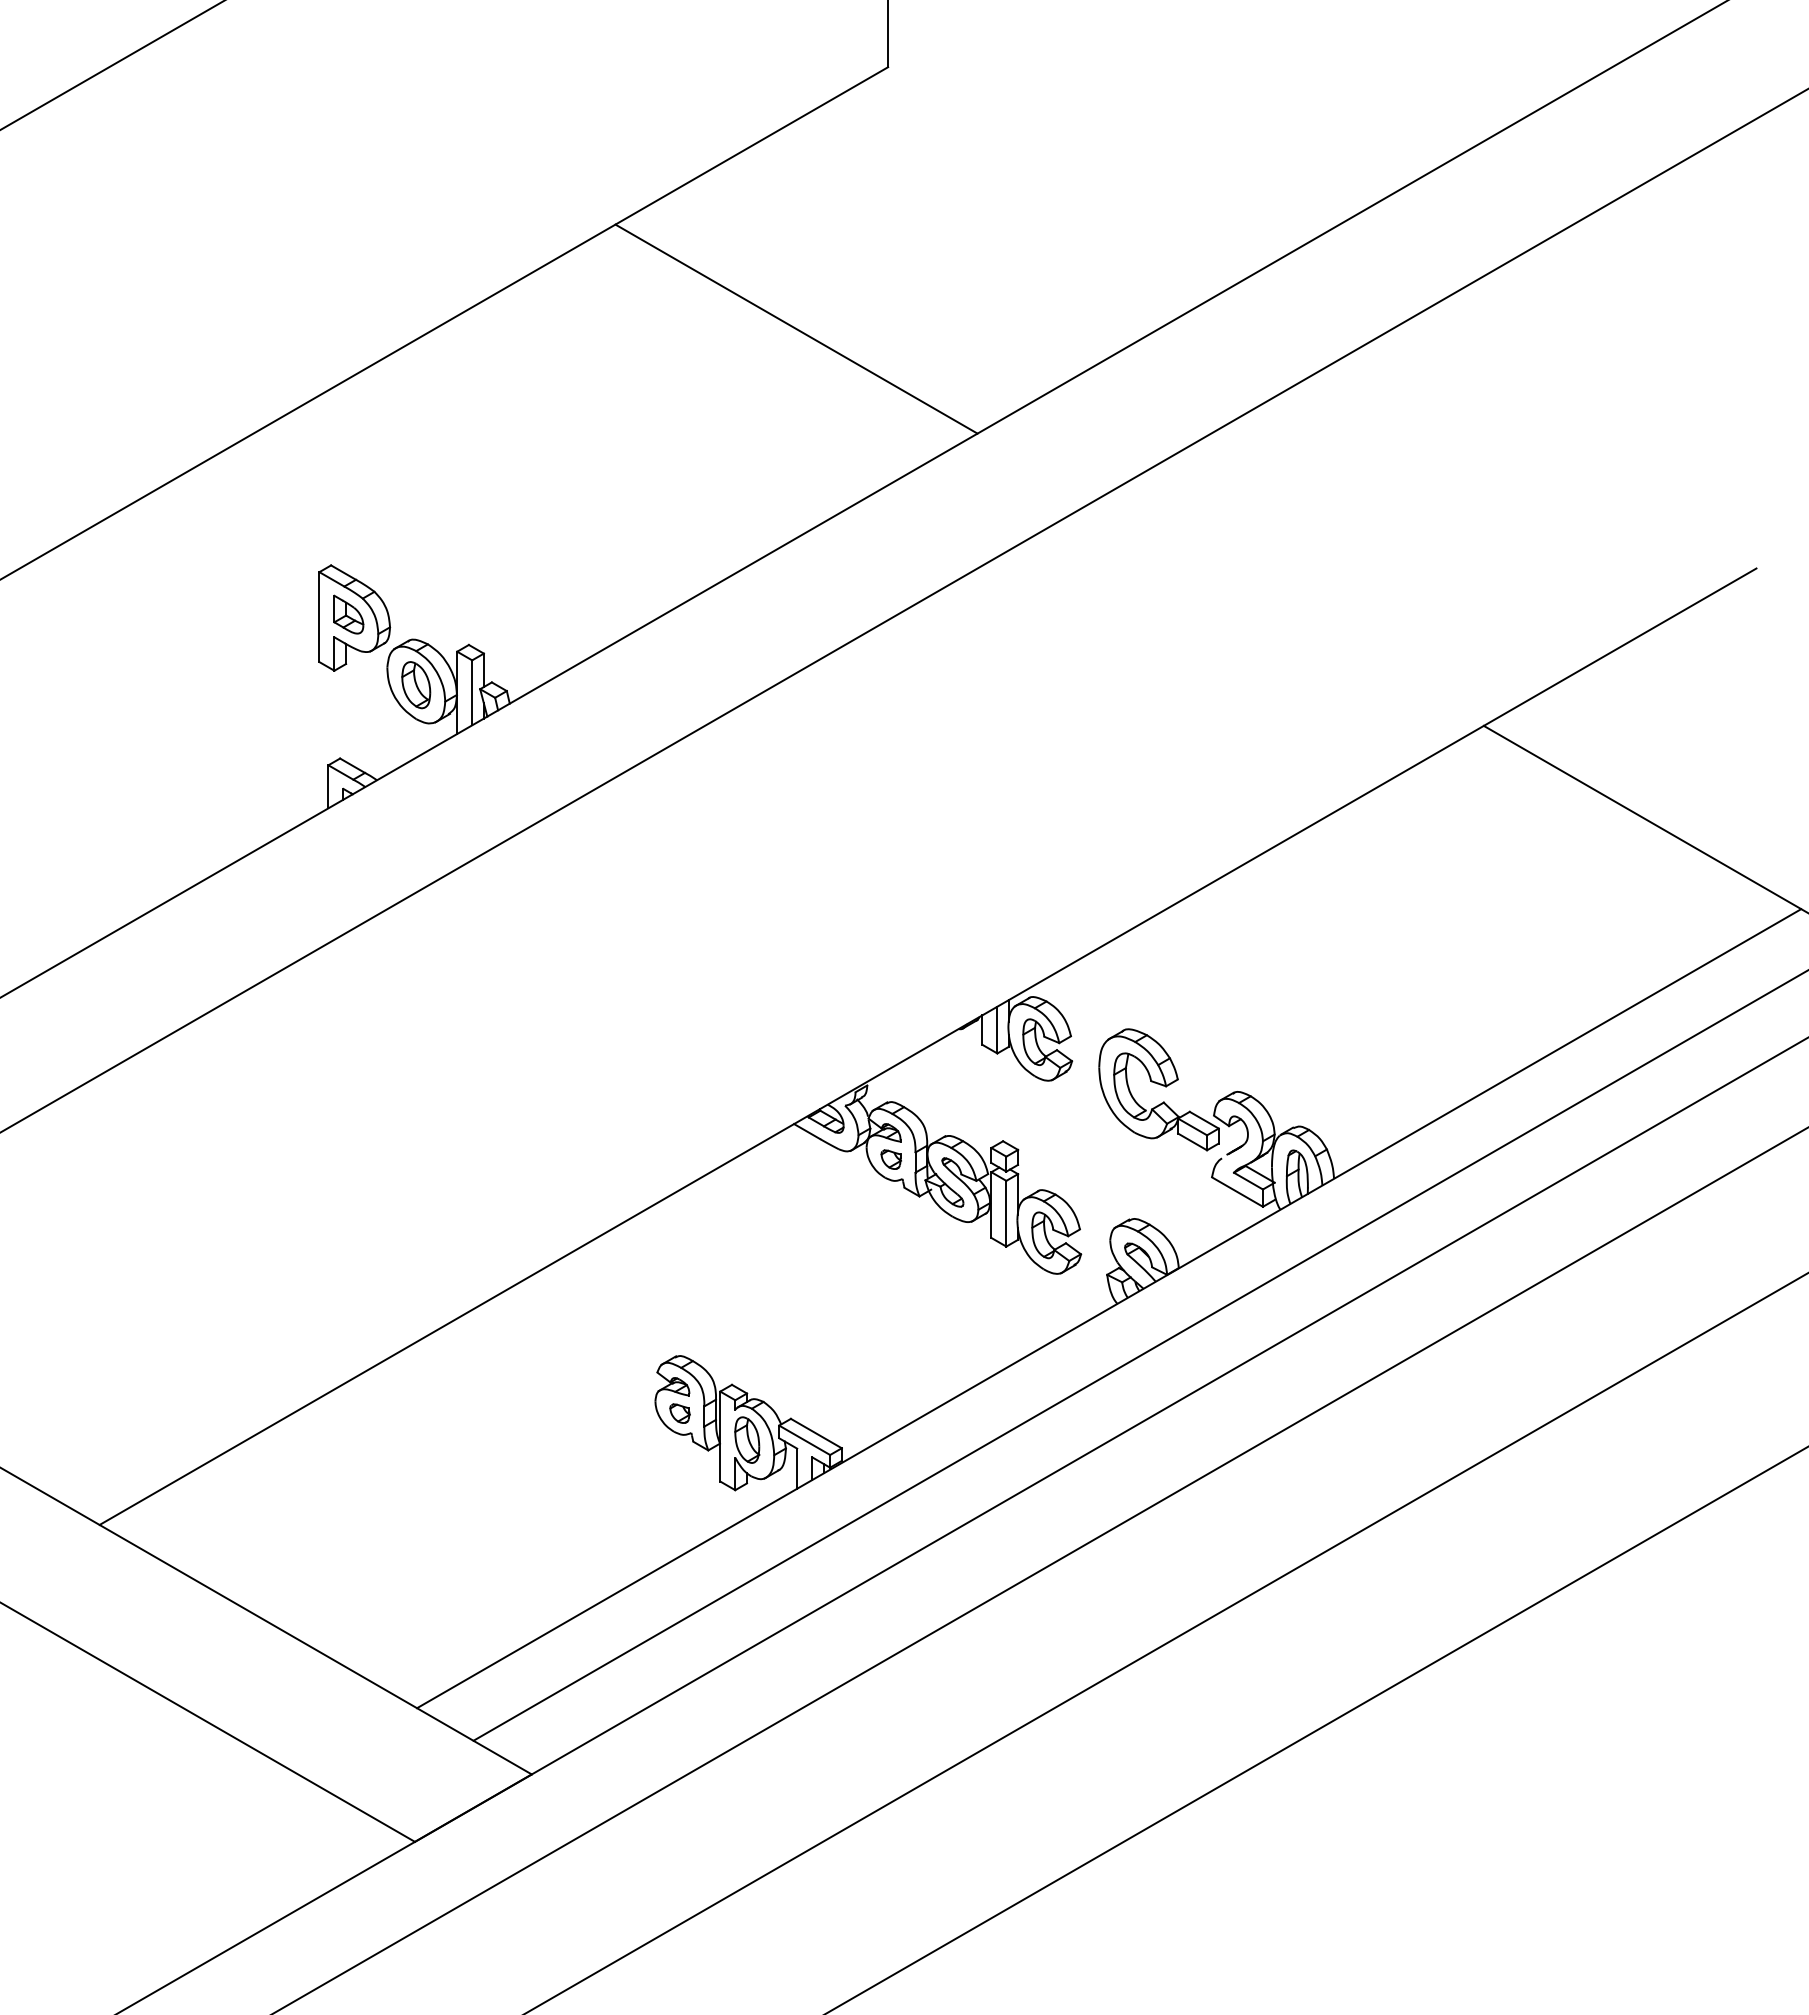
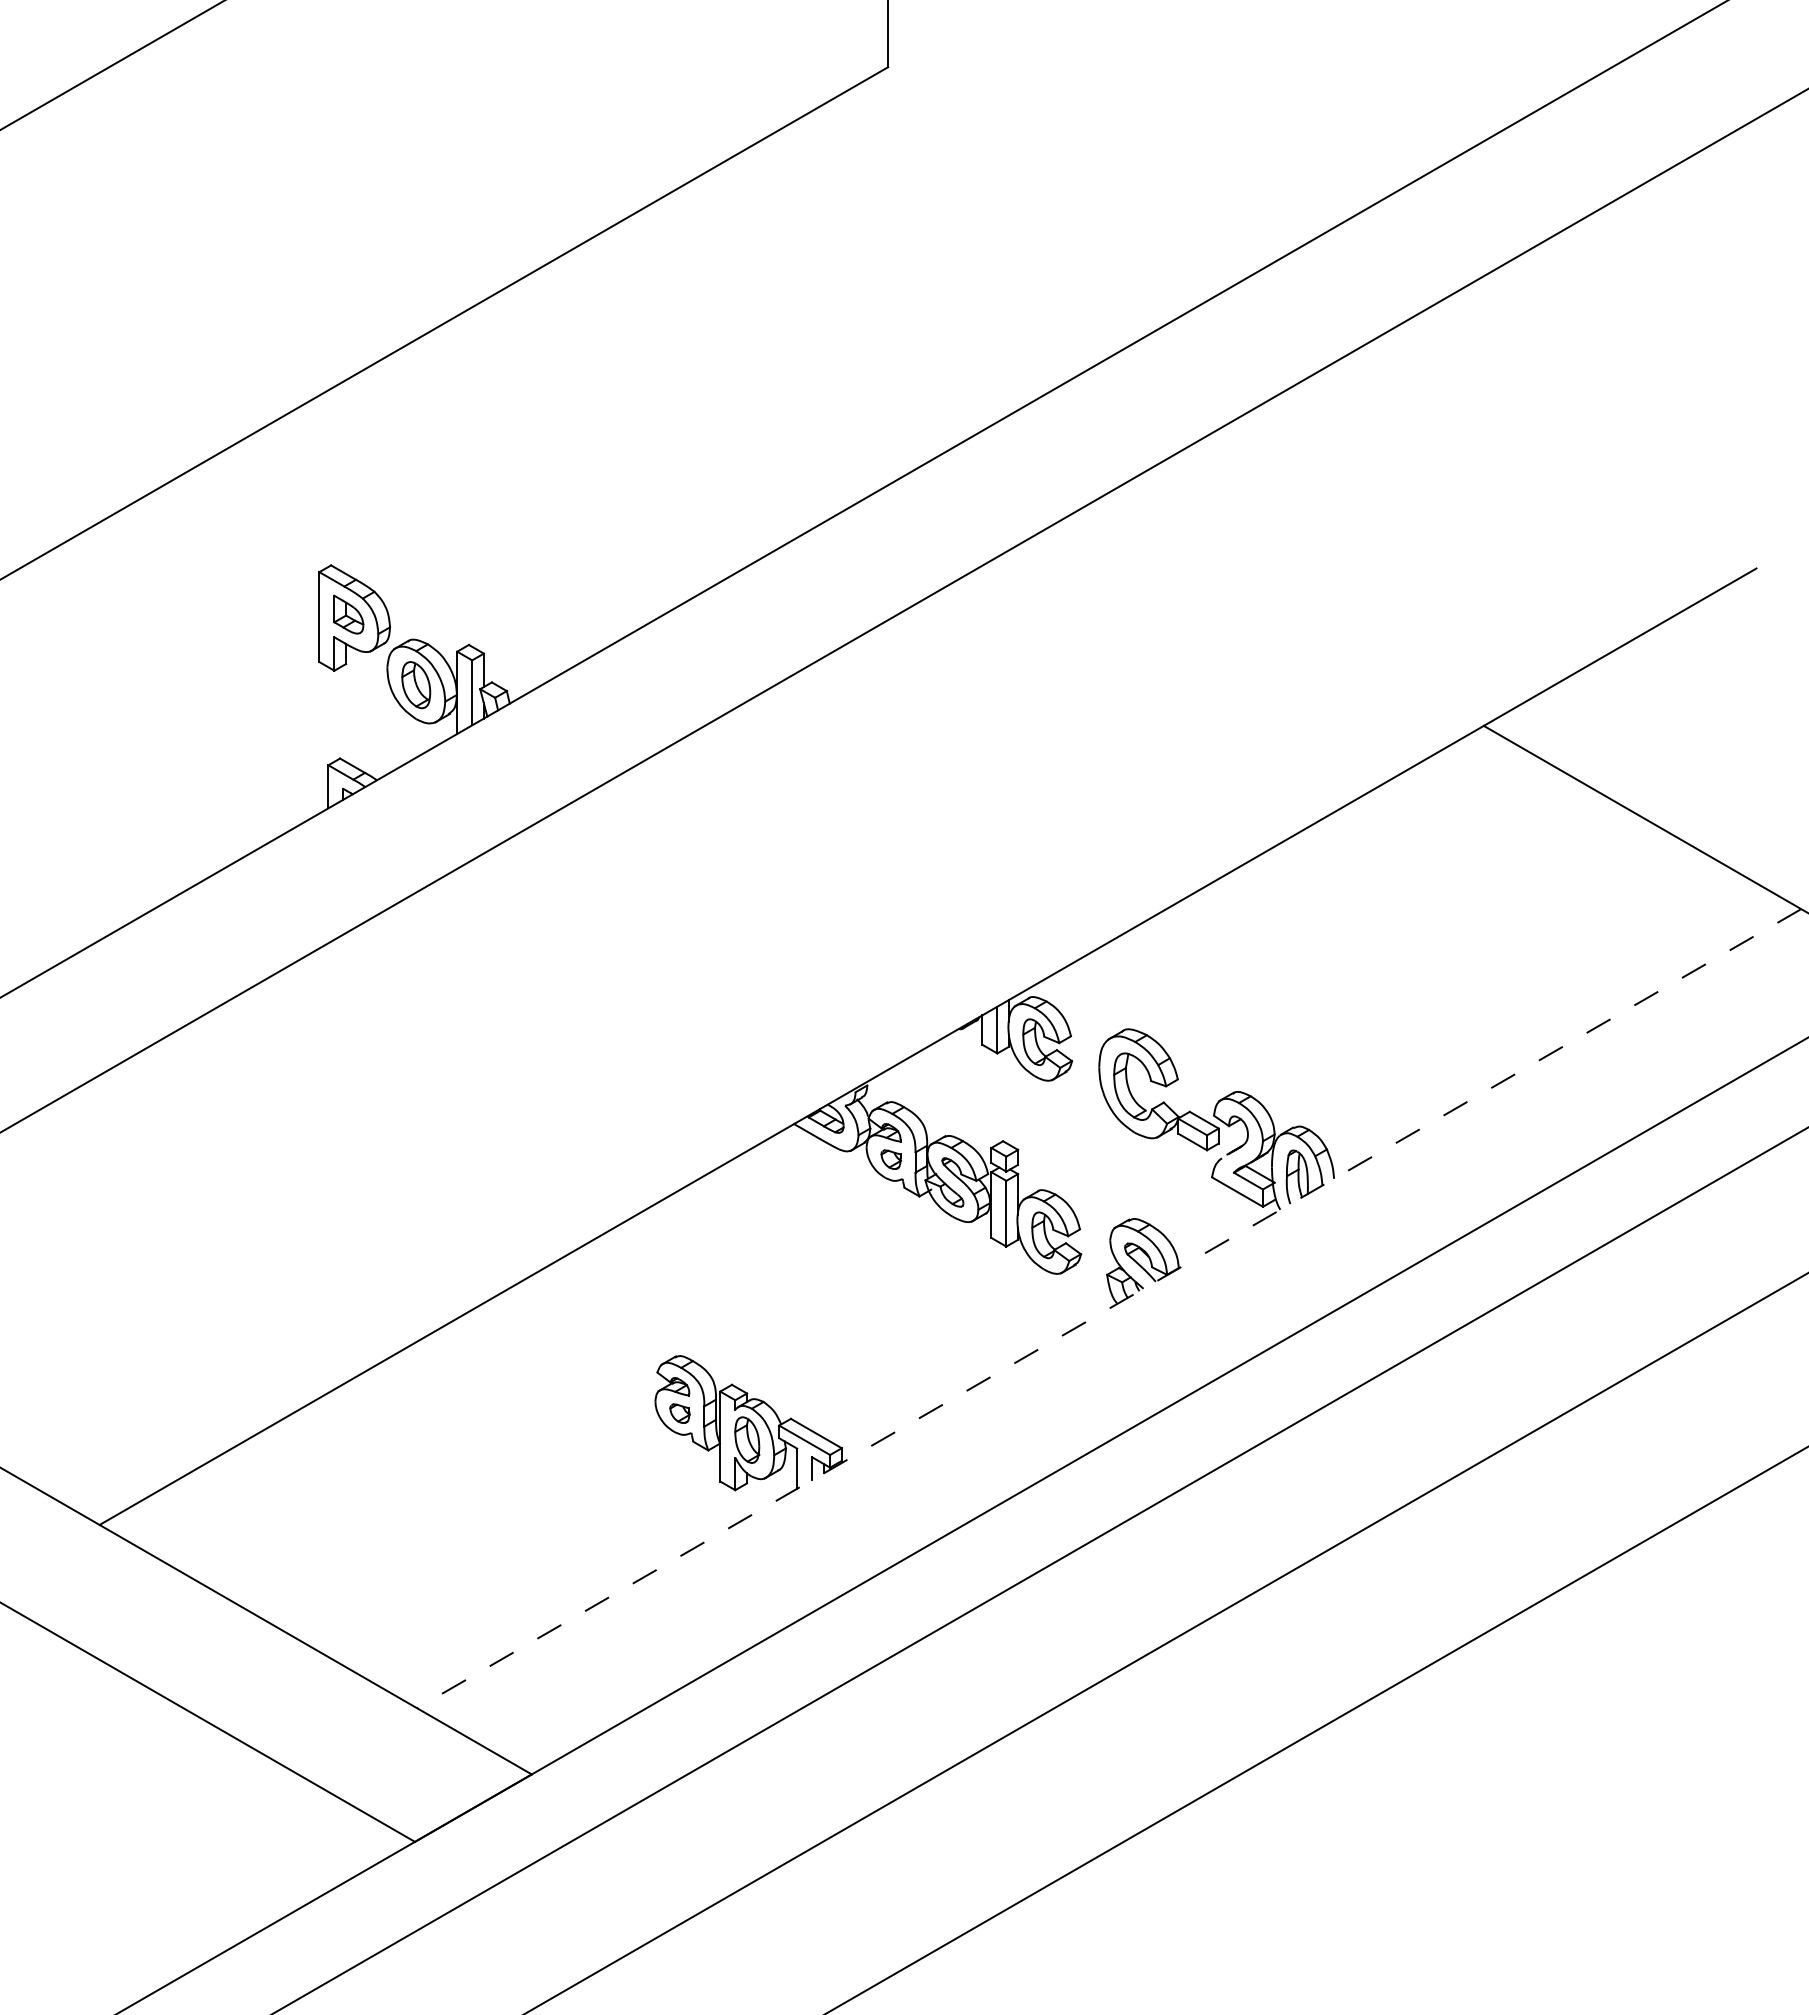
line: present -> none (796, 328)
line: solid -> dashed (1108, 1308)
line: present -> none (1139, 1355)
